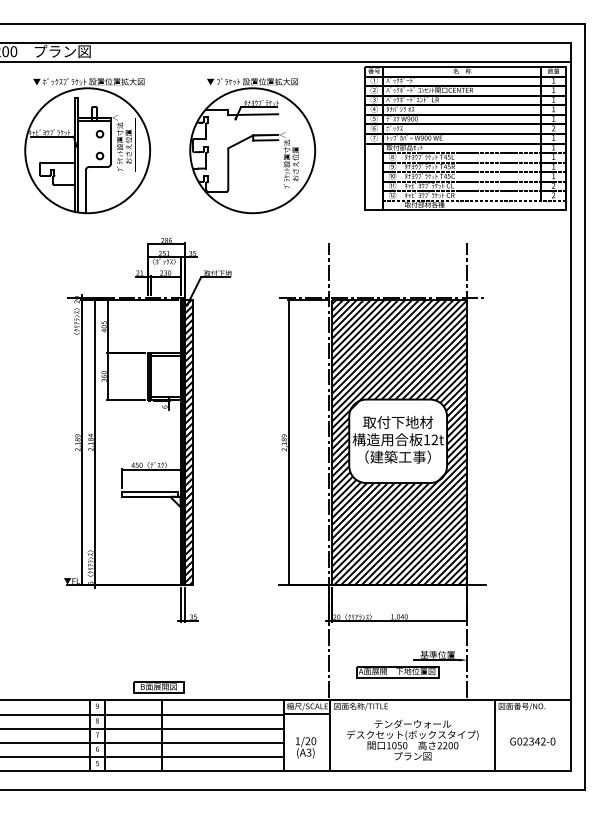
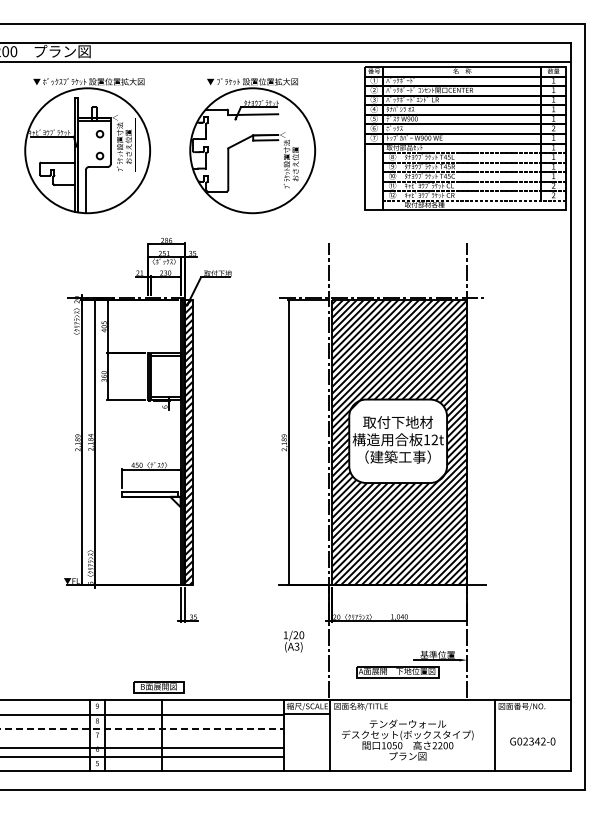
line: solid -> dashed (142, 728)
text position: (412, 739) -> (407, 739) (407, 739)
line position: (143, 742) -> (143, 747) (143, 747)
text position: (306, 747) -> (294, 641) (294, 641)
